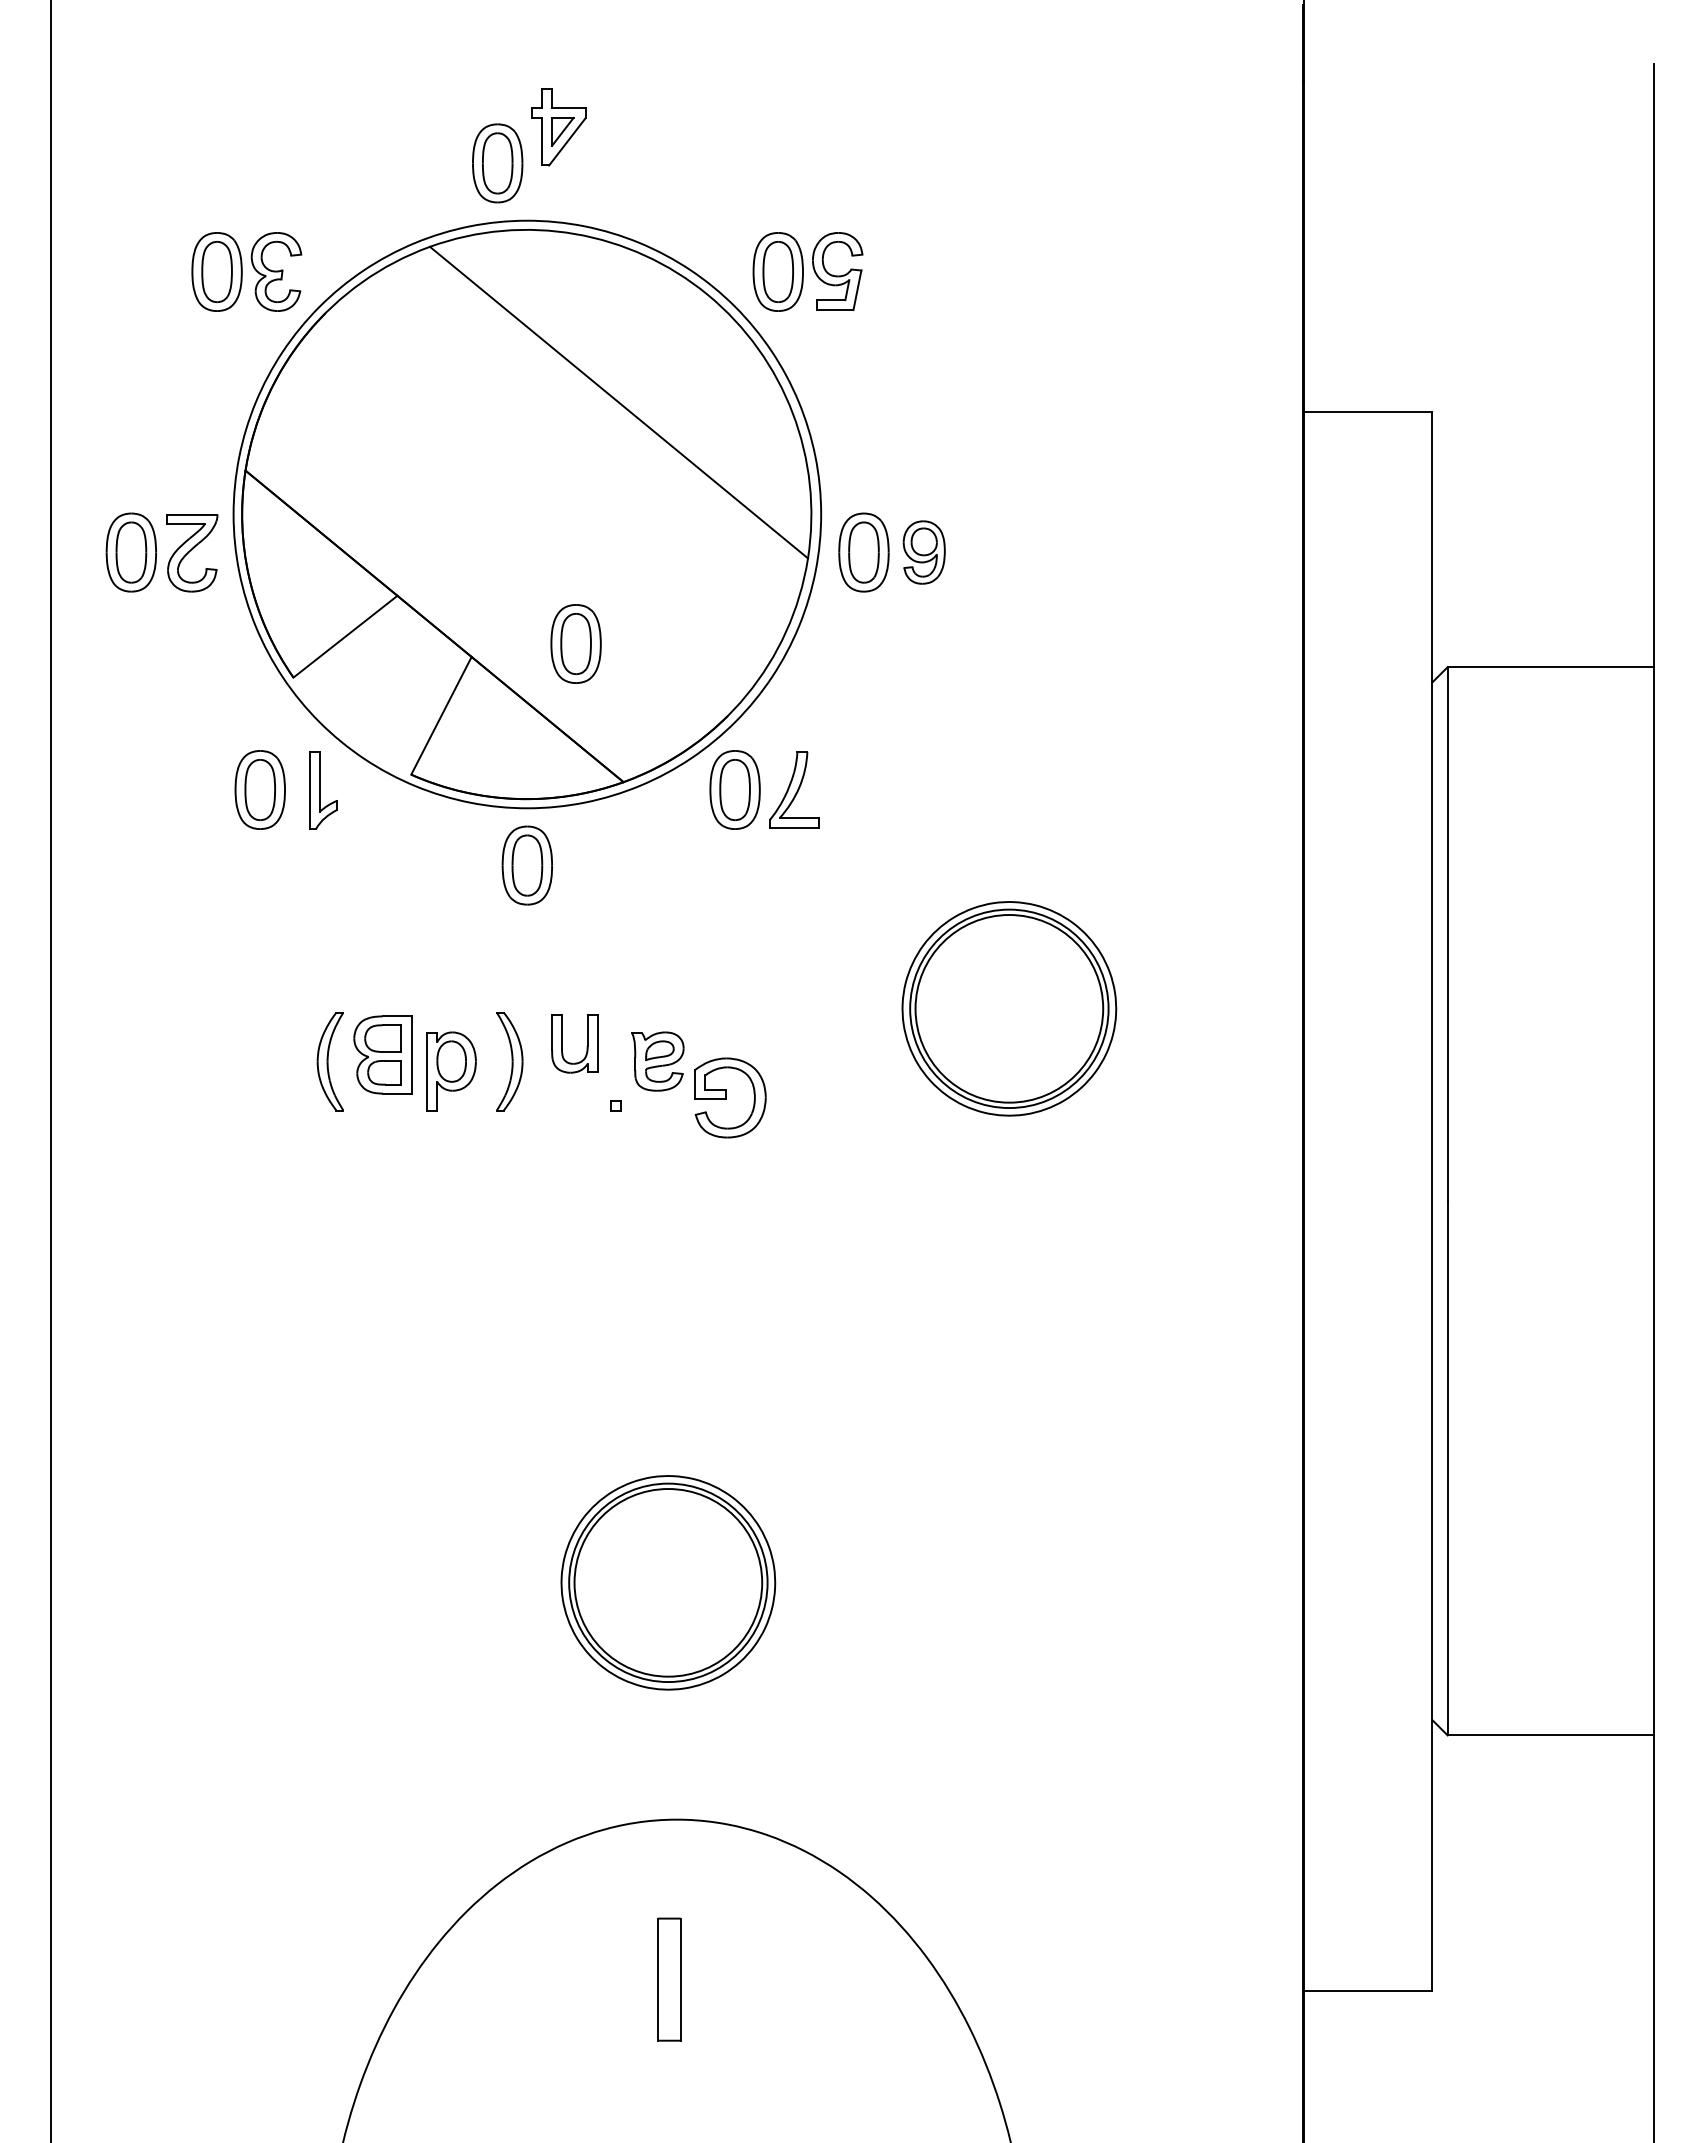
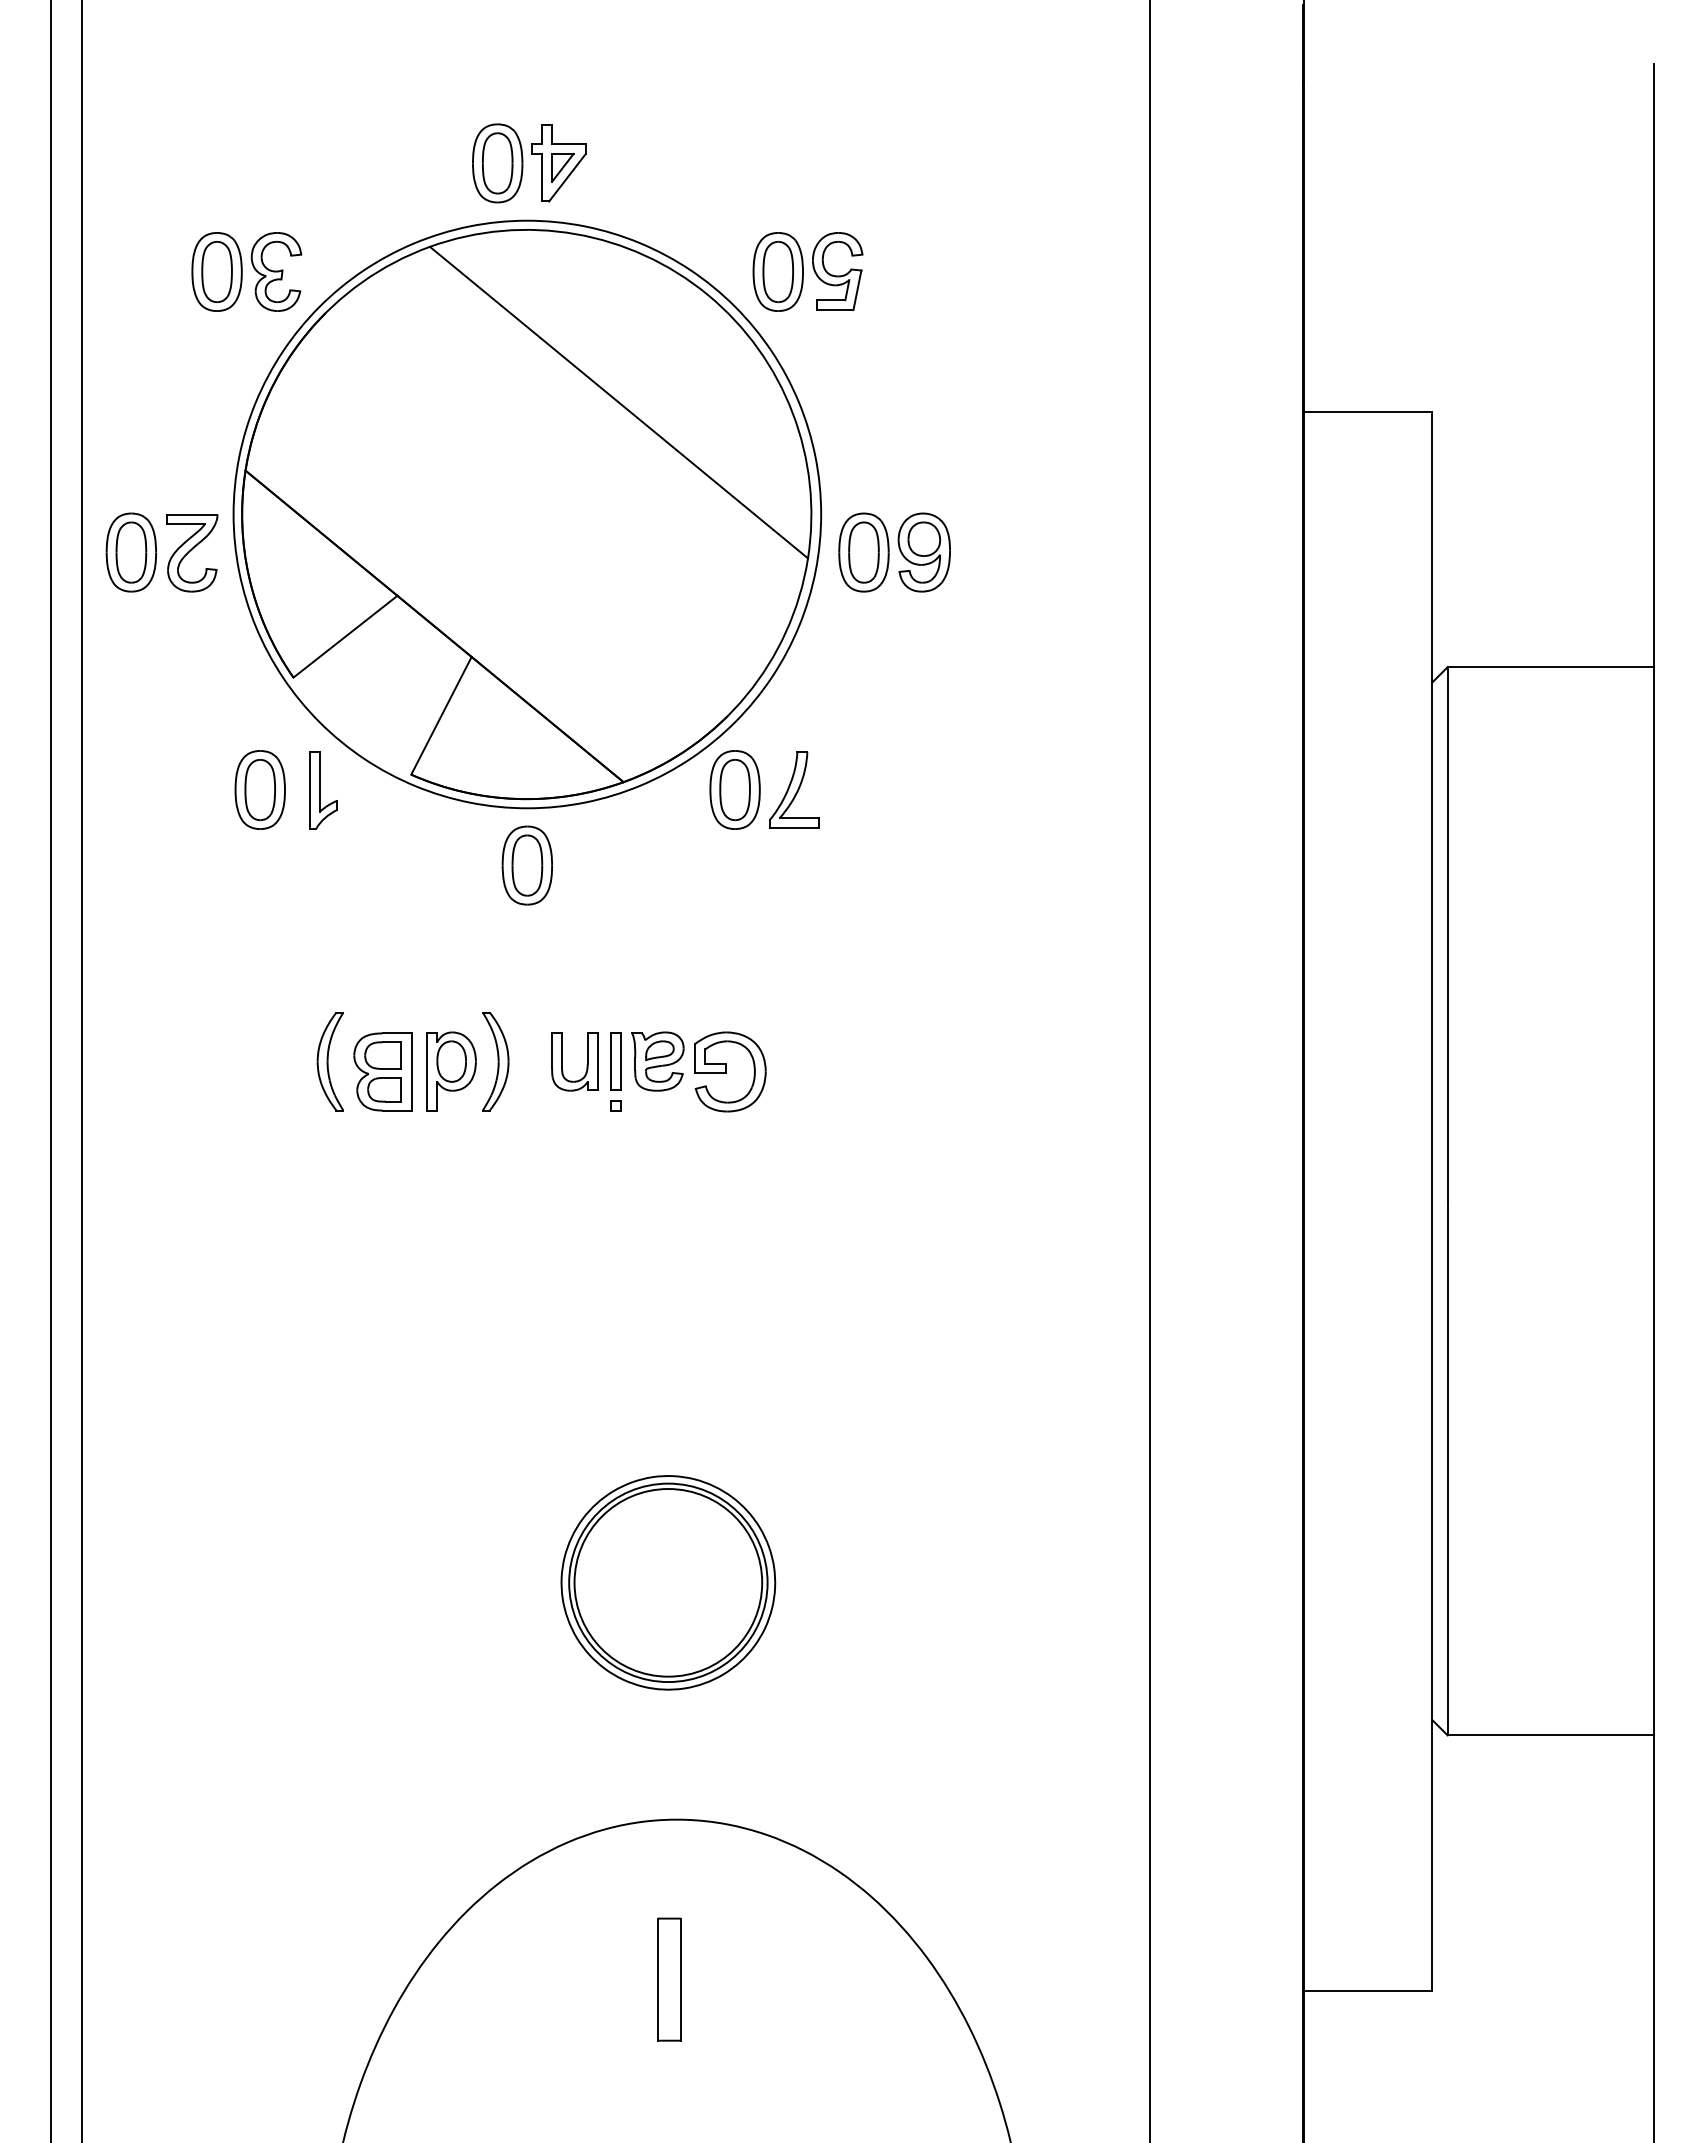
part position: (558, 127) -> (558, 163) (558, 163)
part size: 44x65 px -> 54x81 px (923, 552)
part: present -> none (575, 643)
part: present -> none (1009, 1008)
part position: (562, 1043) -> (562, 1061) (562, 1061)
part position: (382, 1054) -> (382, 1071) (382, 1071)
part position: (509, 1061) -> (495, 1061) (495, 1061)
part: none -> present (615, 1061)
line: none -> present (81, 1070)
line: none -> present (1150, 1070)
part position: (730, 1097) -> (730, 1071) (730, 1071)
